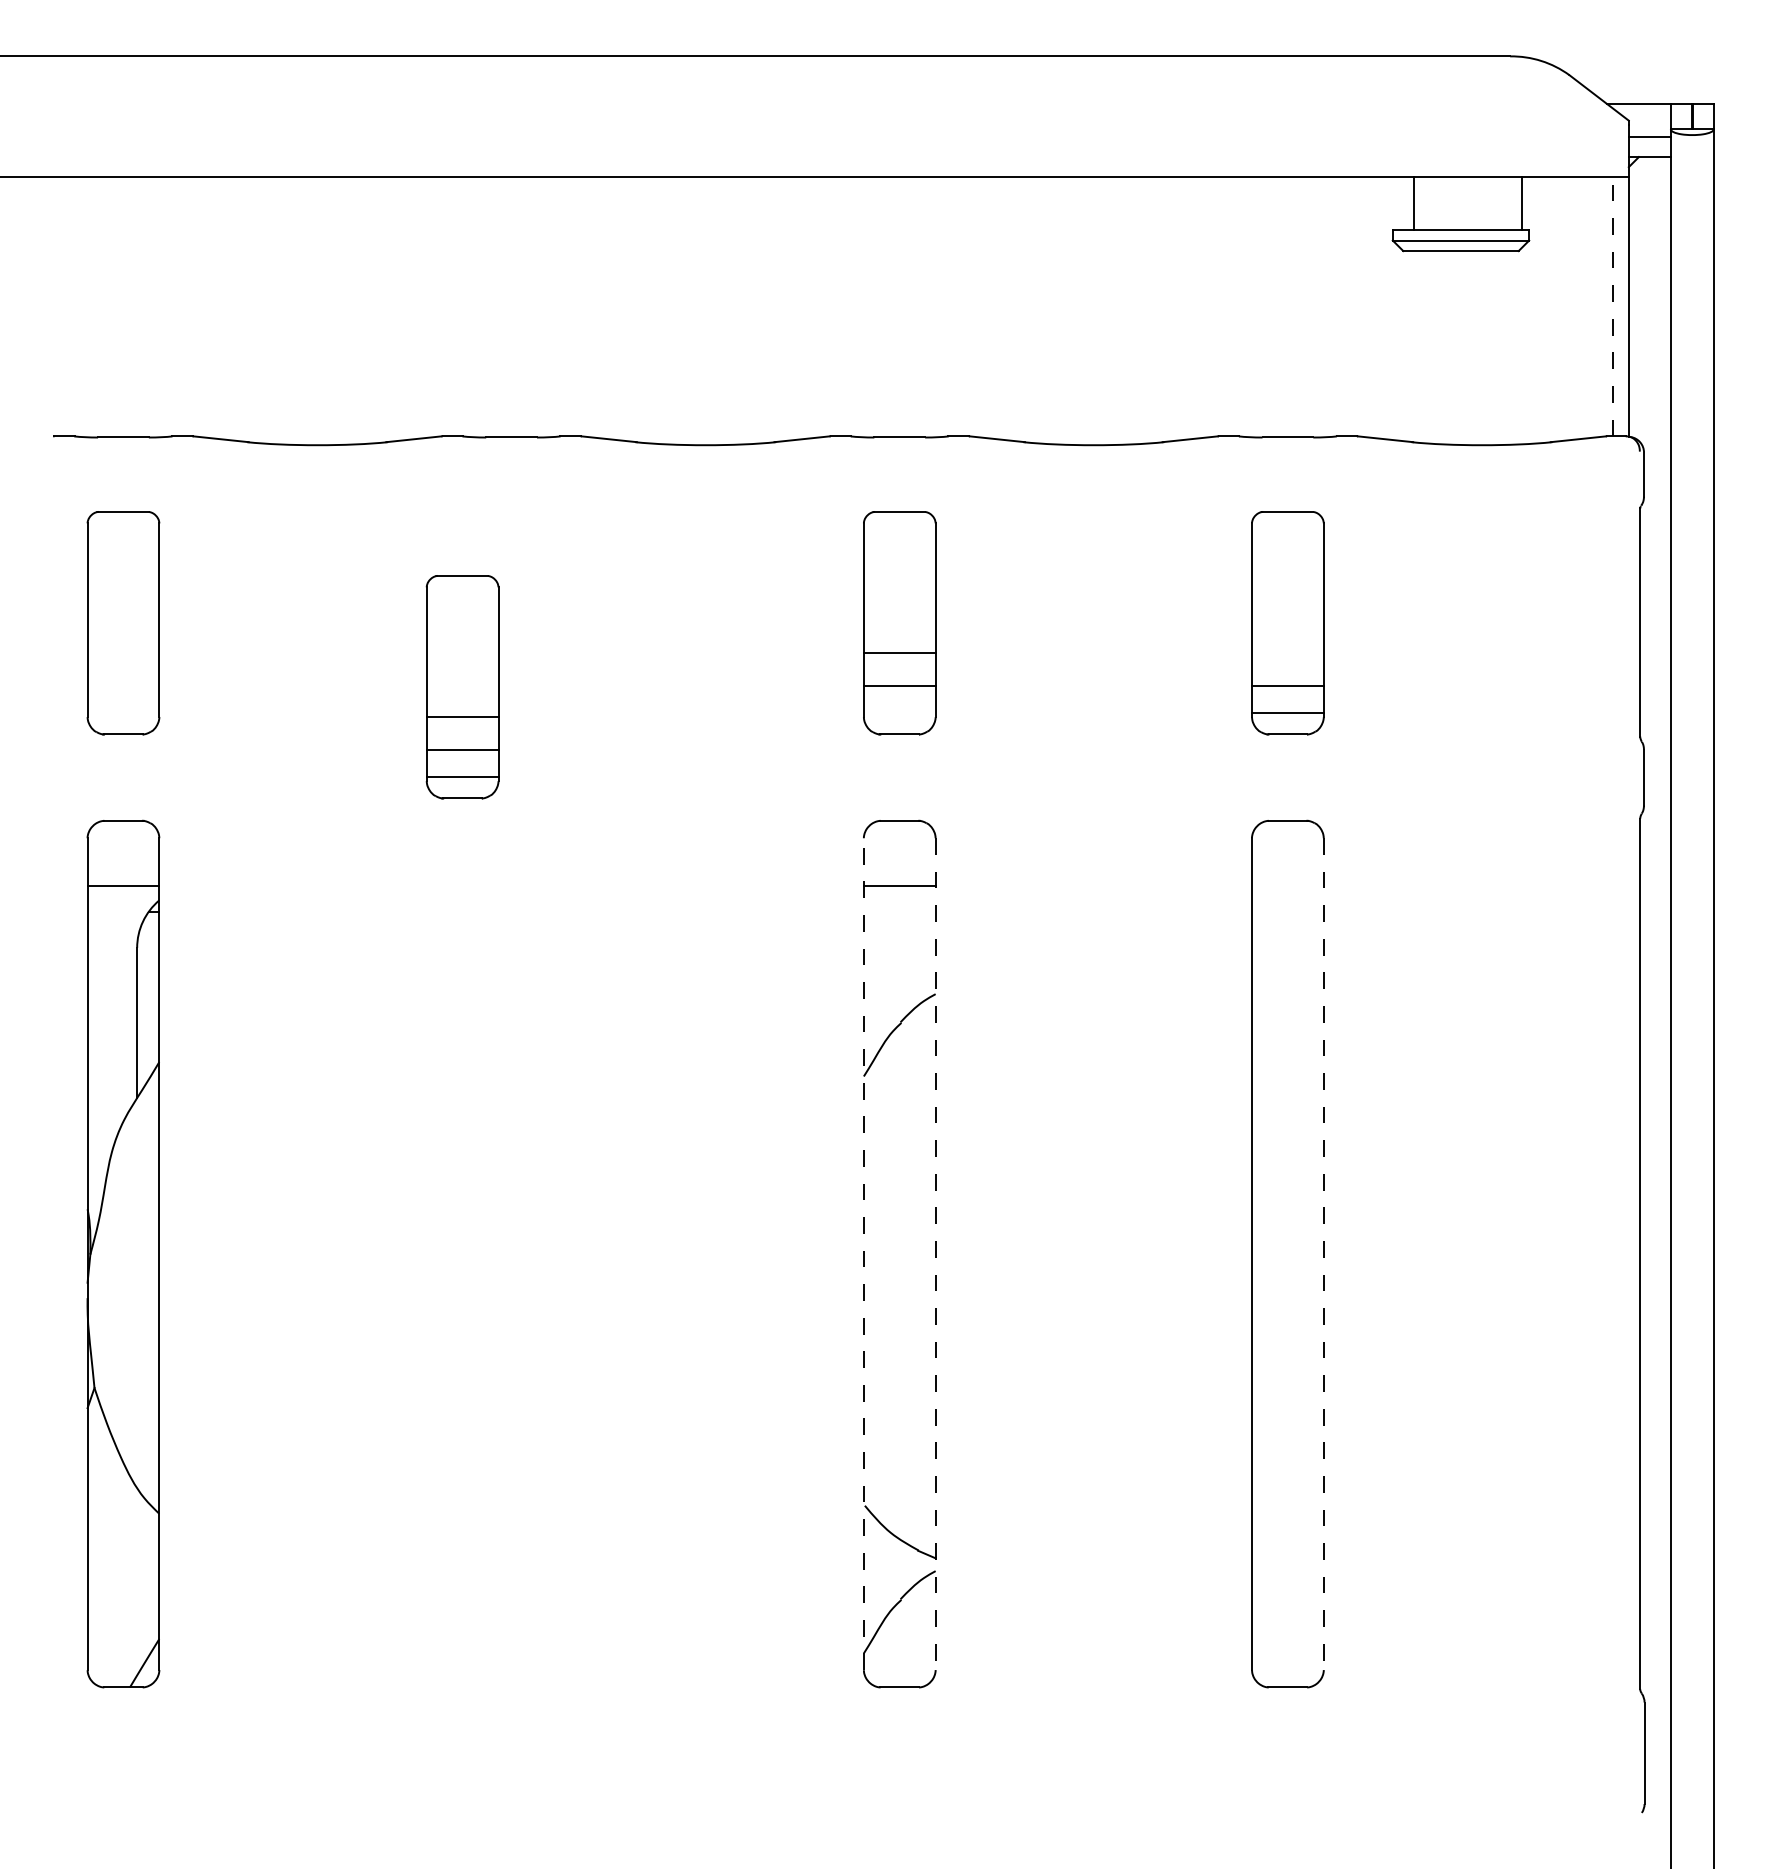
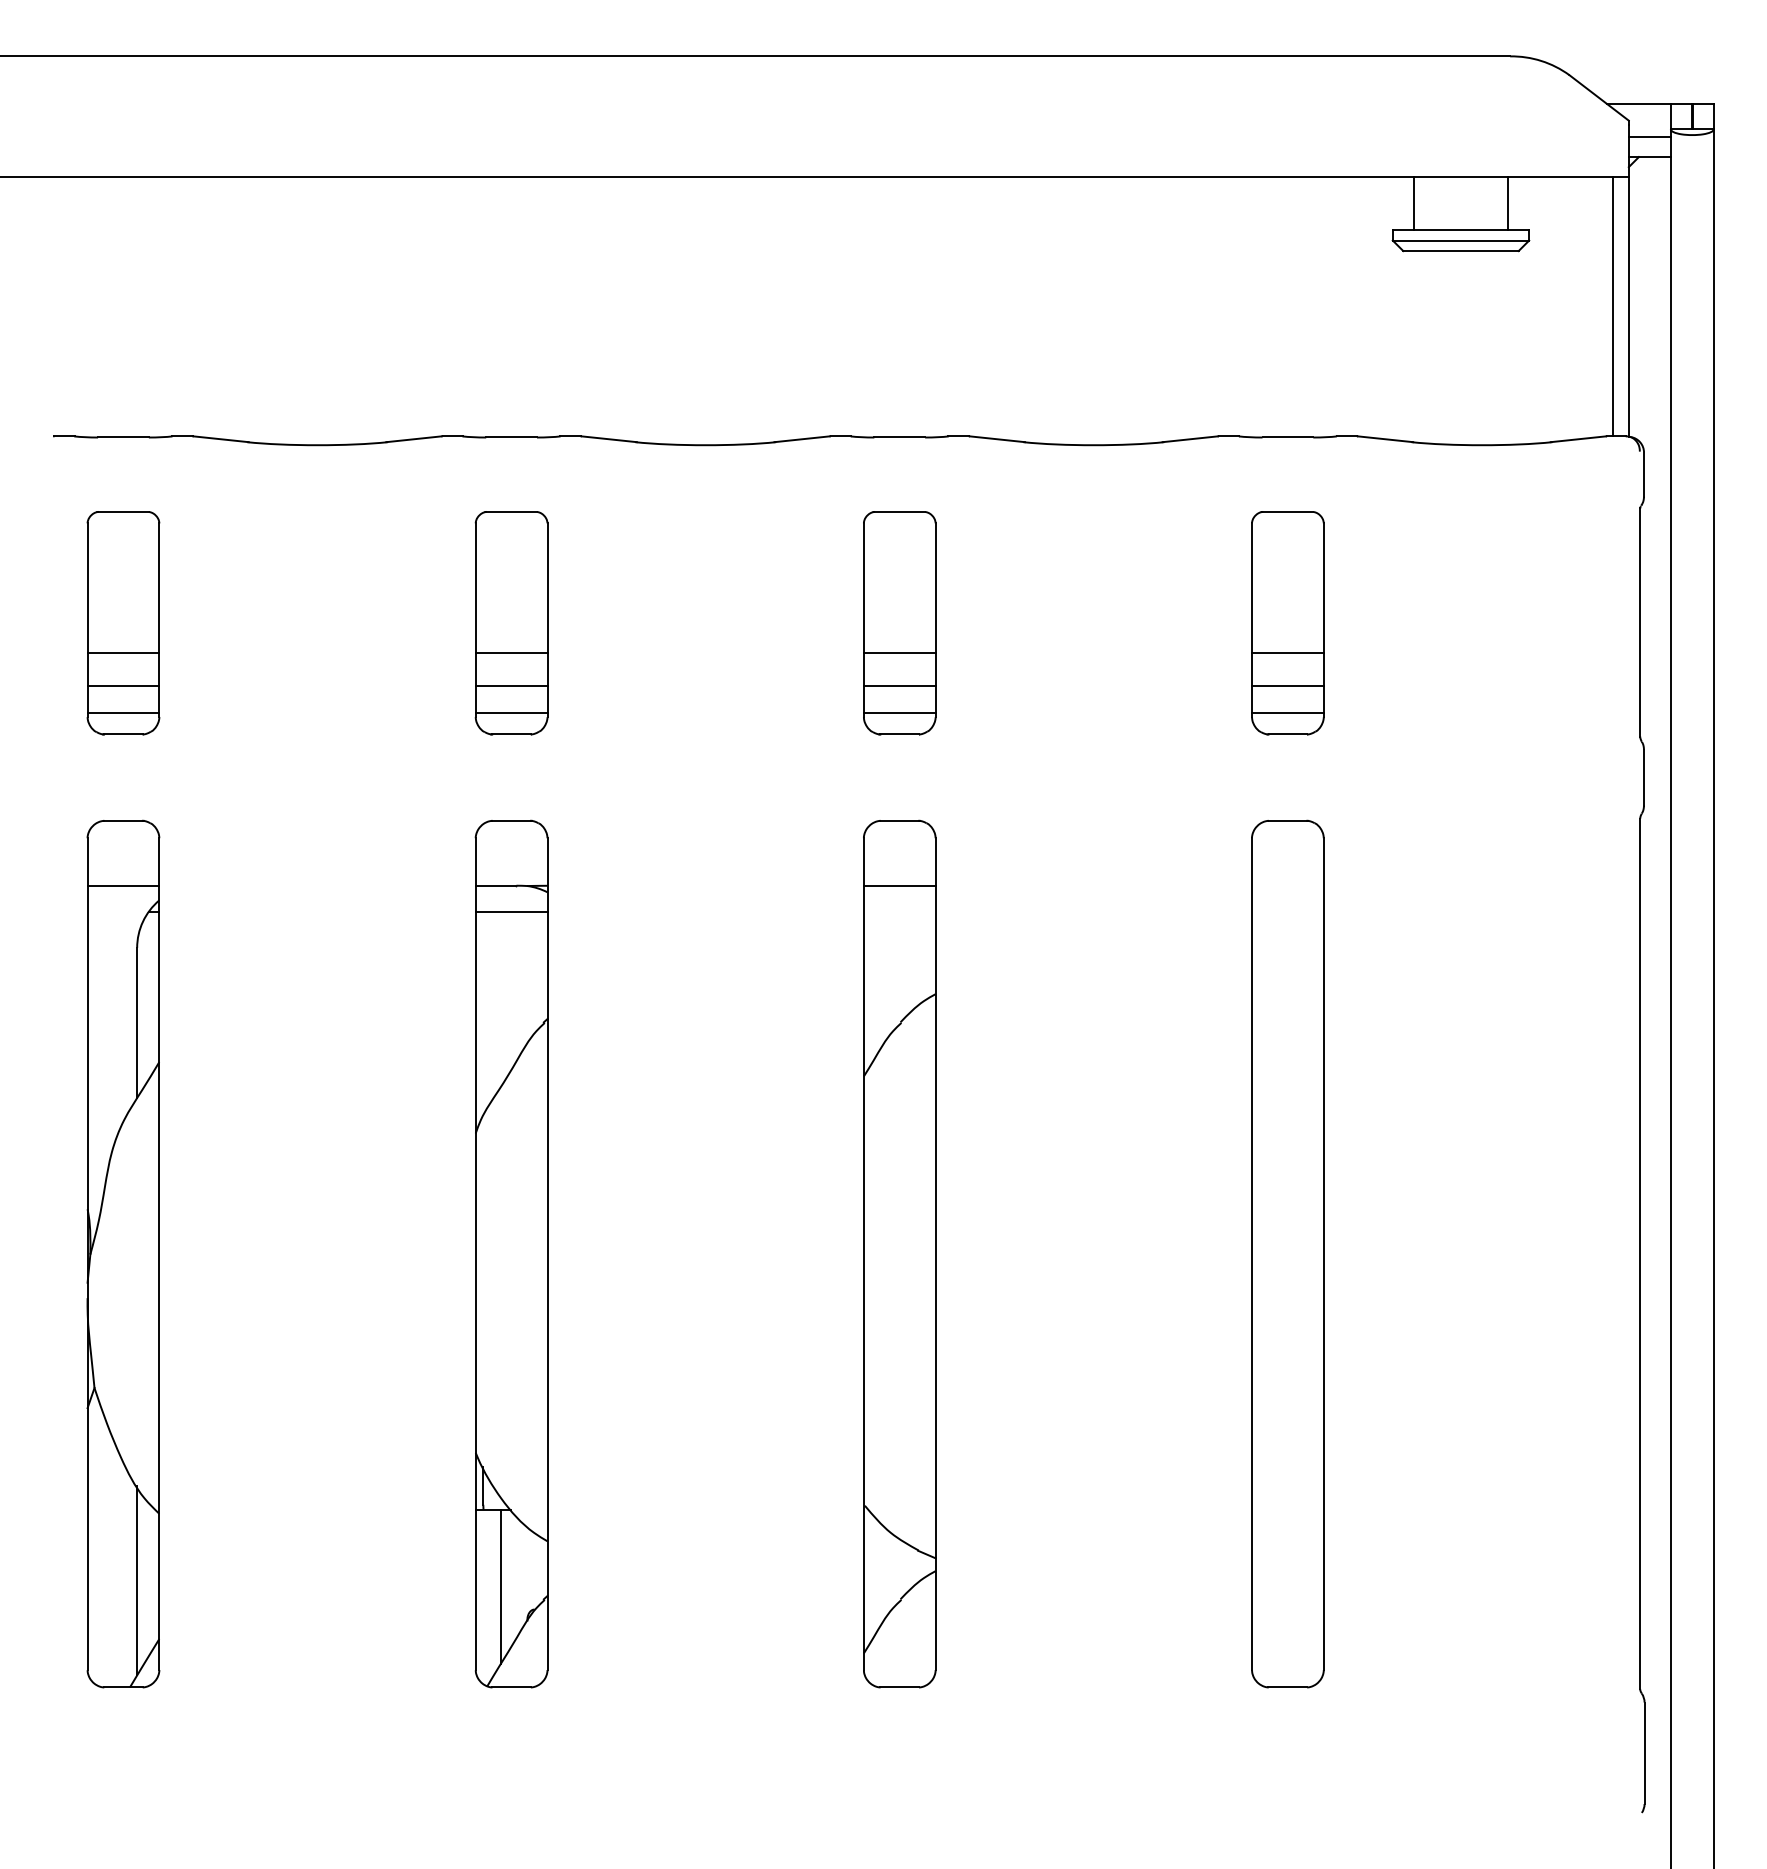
line position: (1522, 203) -> (1508, 203) (1508, 203)
line: dashed -> solid (1613, 306)
line: none -> present (123, 653)
line: none -> present (1287, 653)
line: none -> present (123, 685)
part position: (462, 687) -> (511, 623) (511, 623)
line: none -> present (123, 712)
line: none -> present (899, 712)
part: none -> present (511, 1253)
line: dashed -> solid (863, 1253)
line: dashed -> solid (935, 1254)
line: dashed -> solid (1323, 1254)
line: none -> present (137, 1580)
